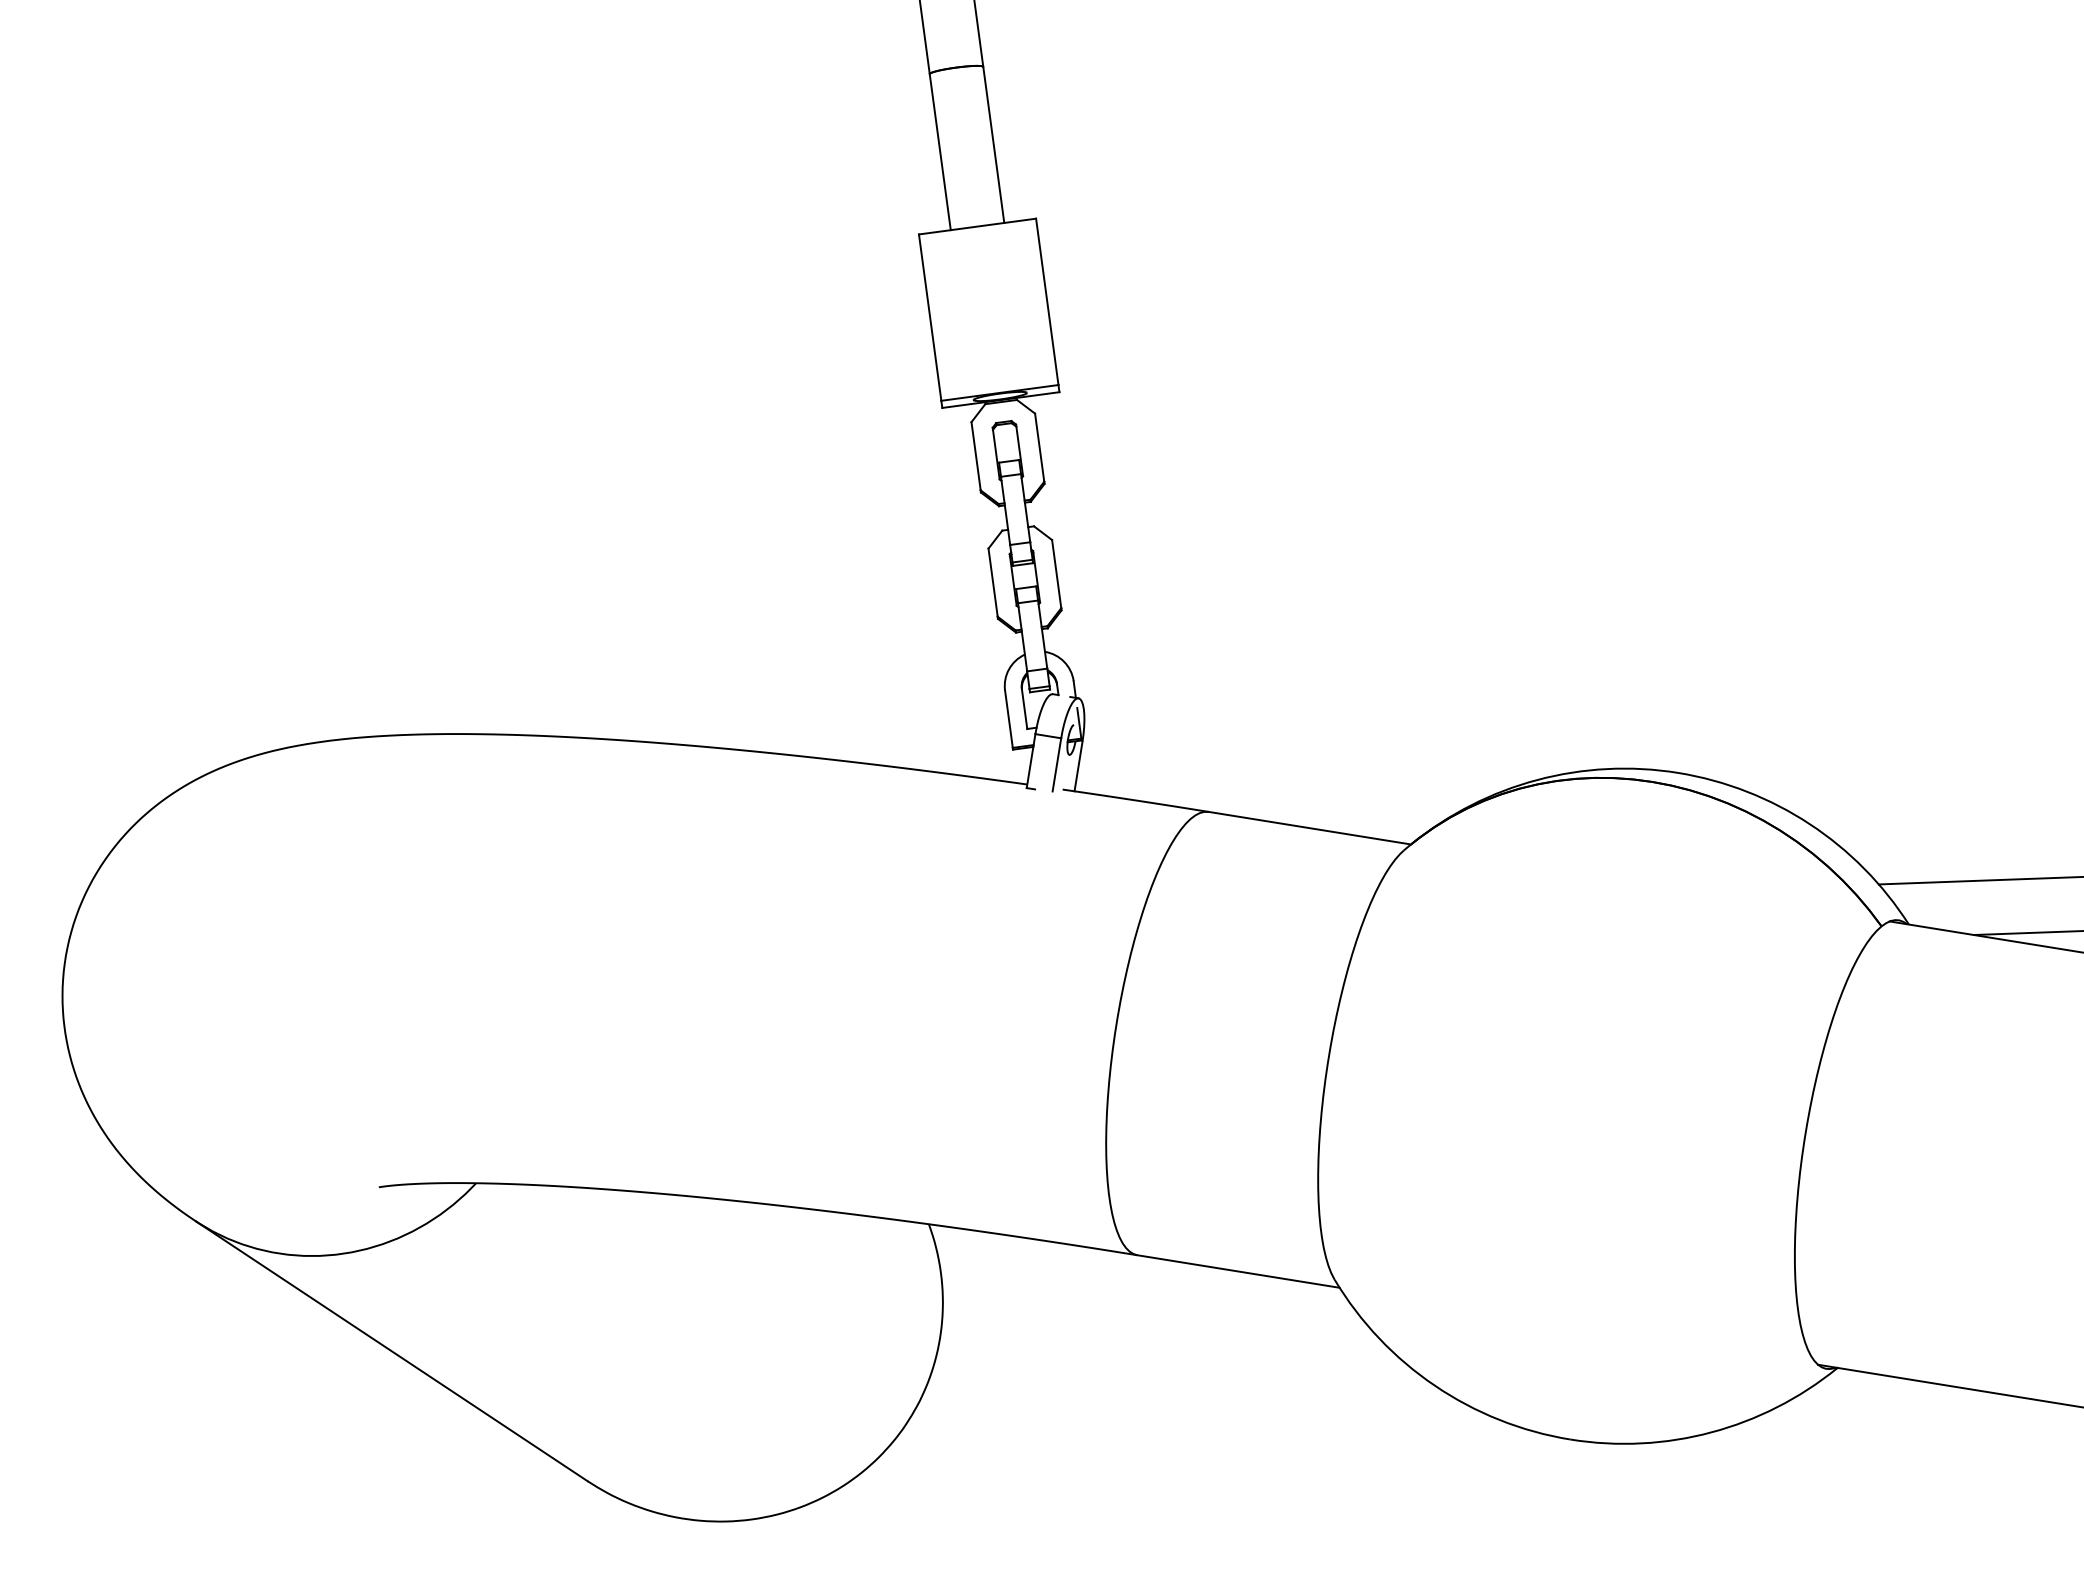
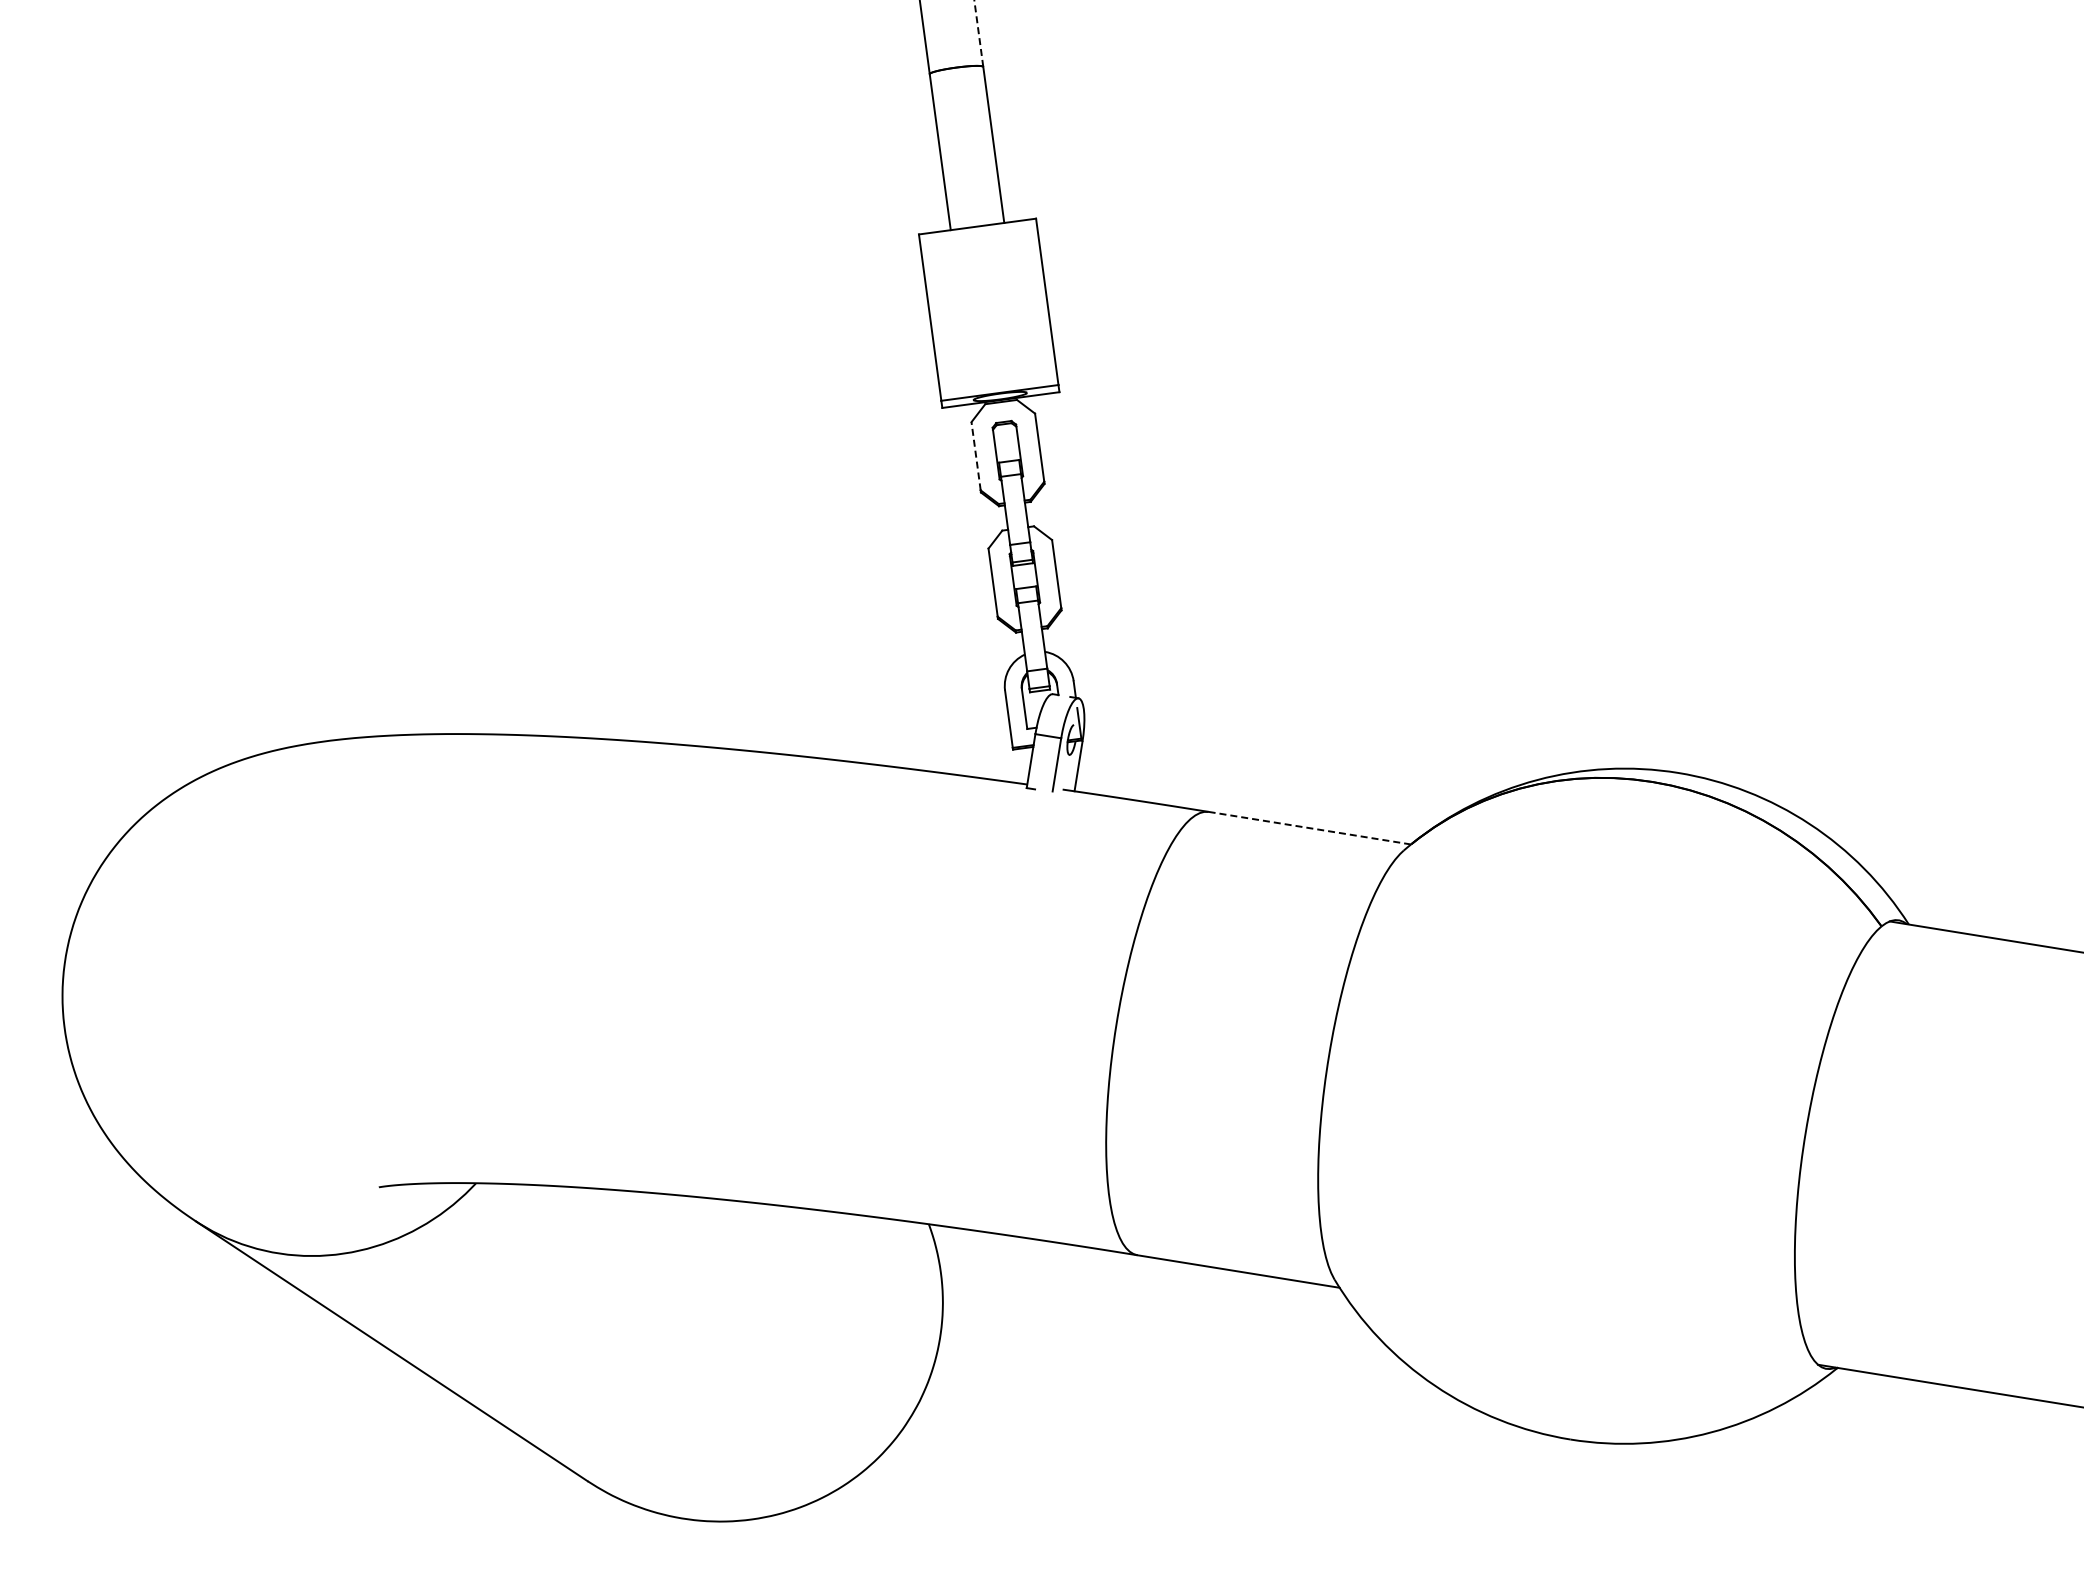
line: solid -> dashed (978, 33)
line: solid -> dashed (976, 455)
line: solid -> dashed (1309, 828)
line: present -> none (1979, 880)
line: present -> none (2026, 933)
